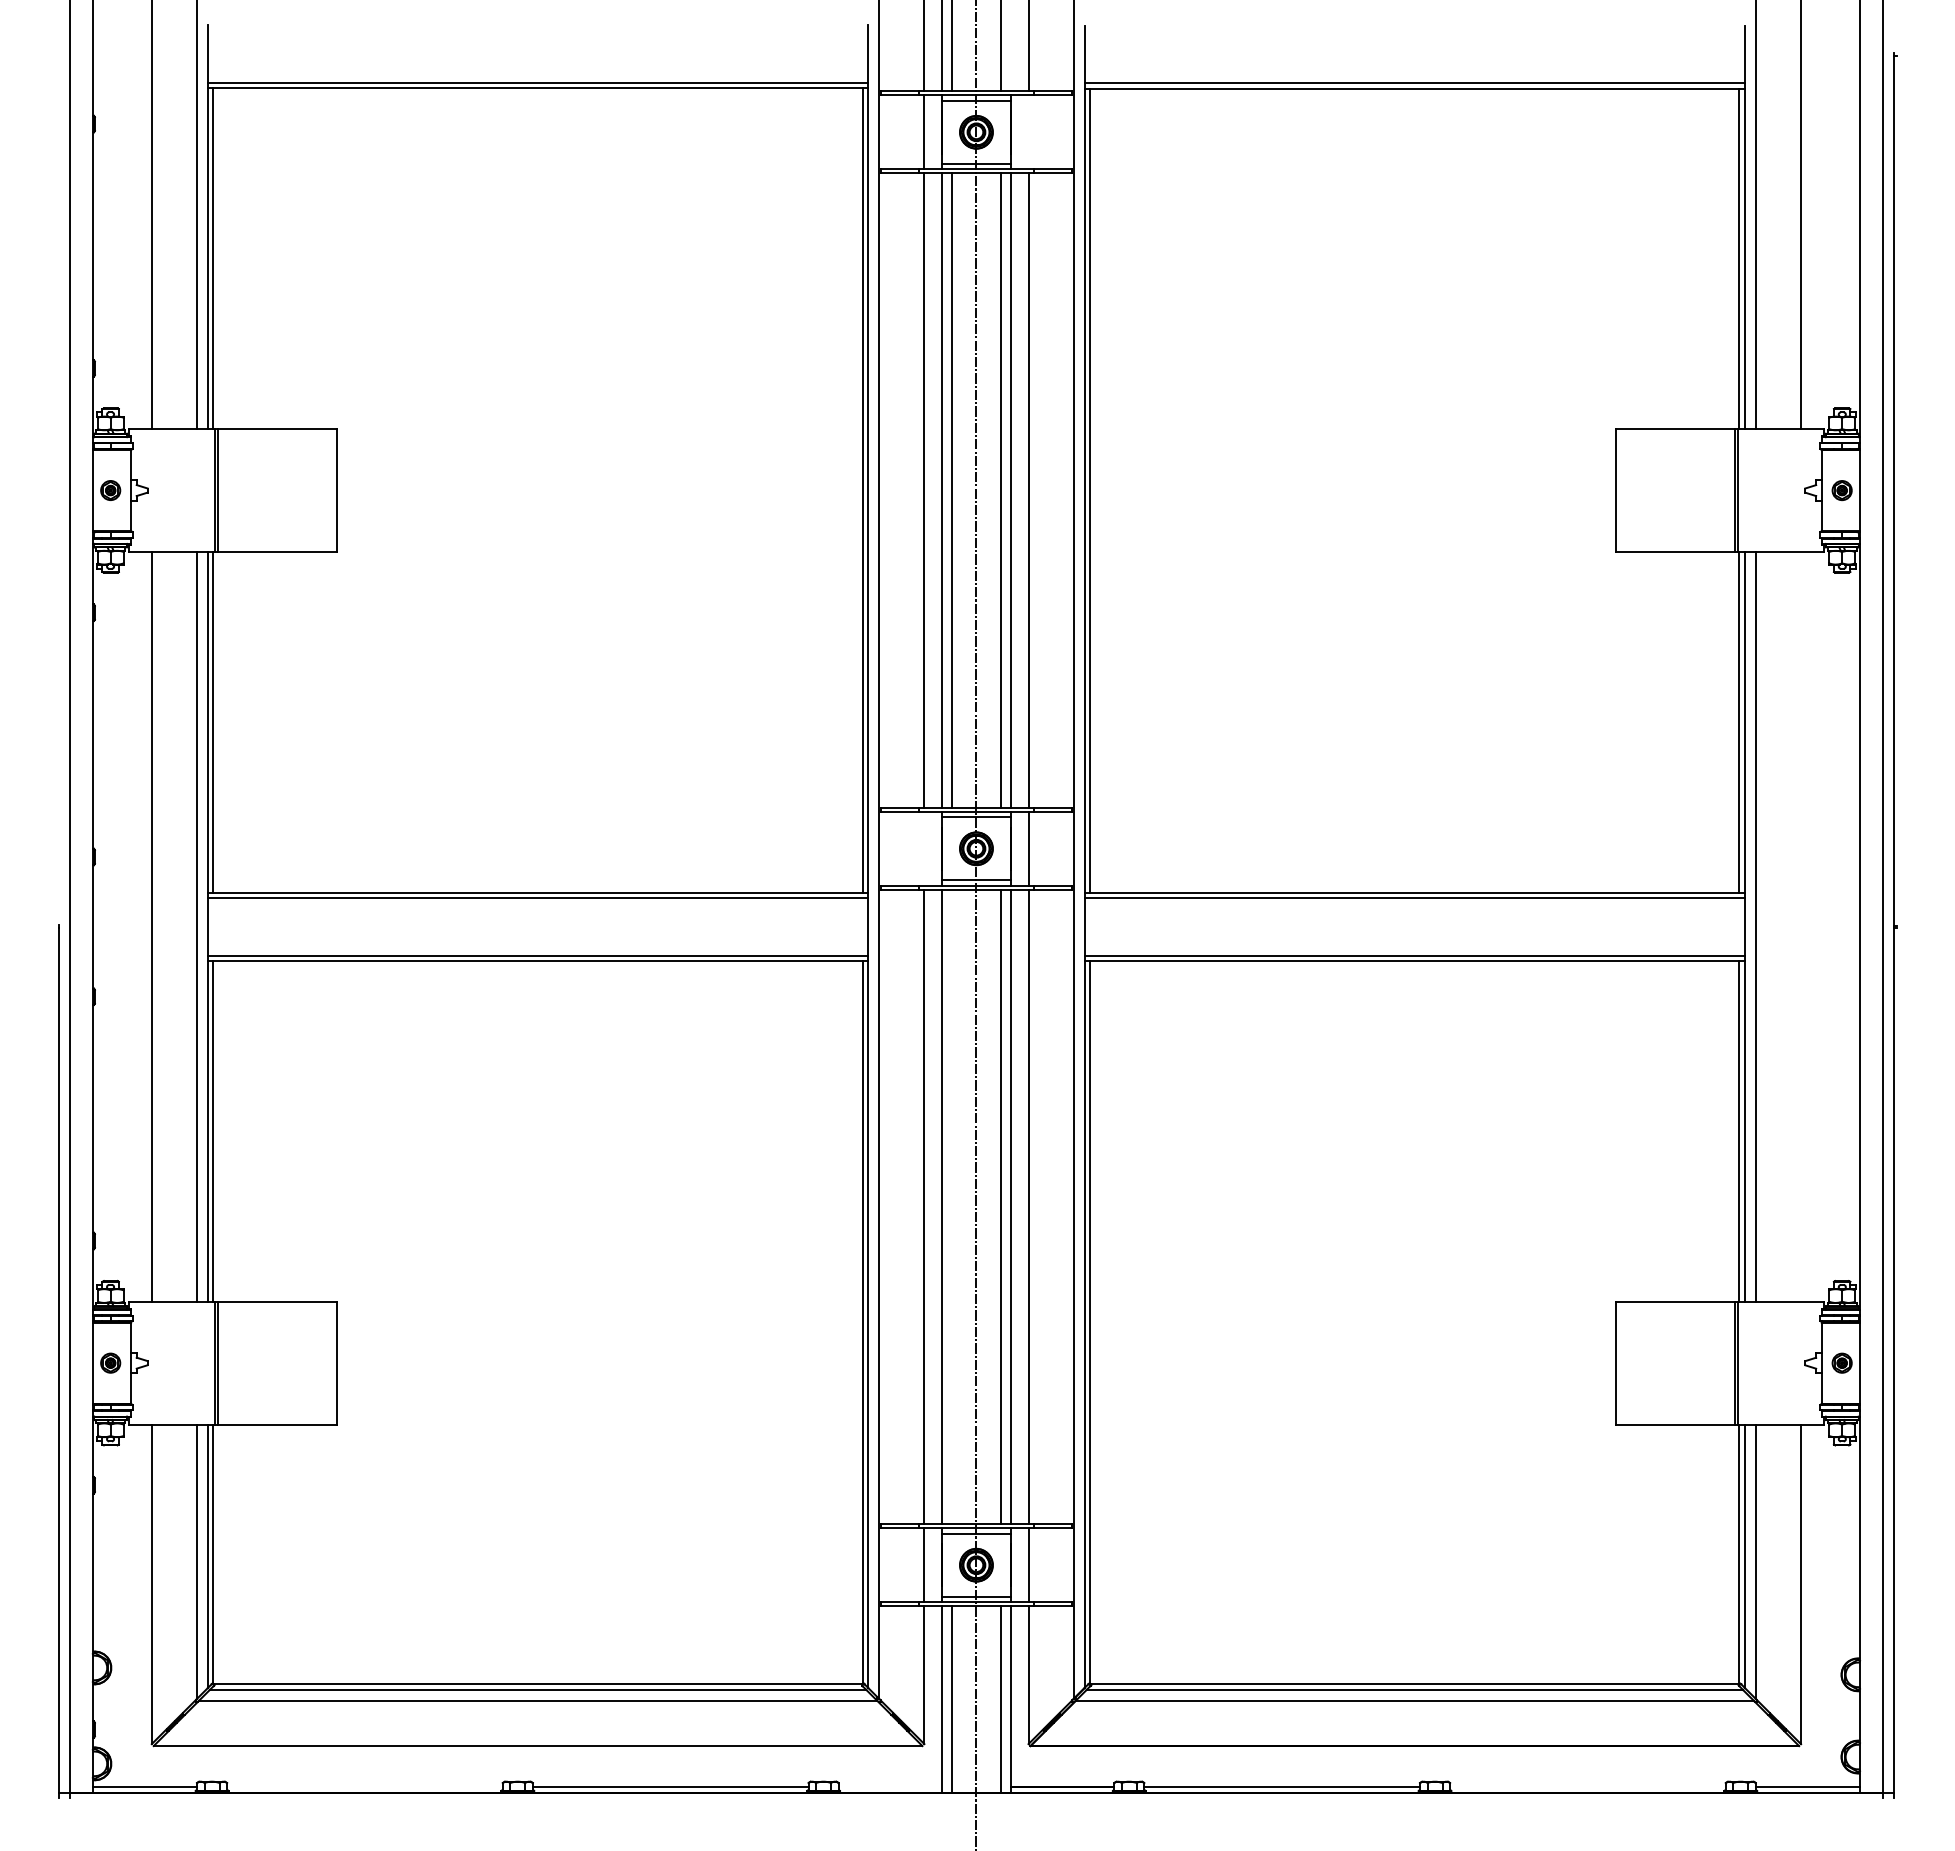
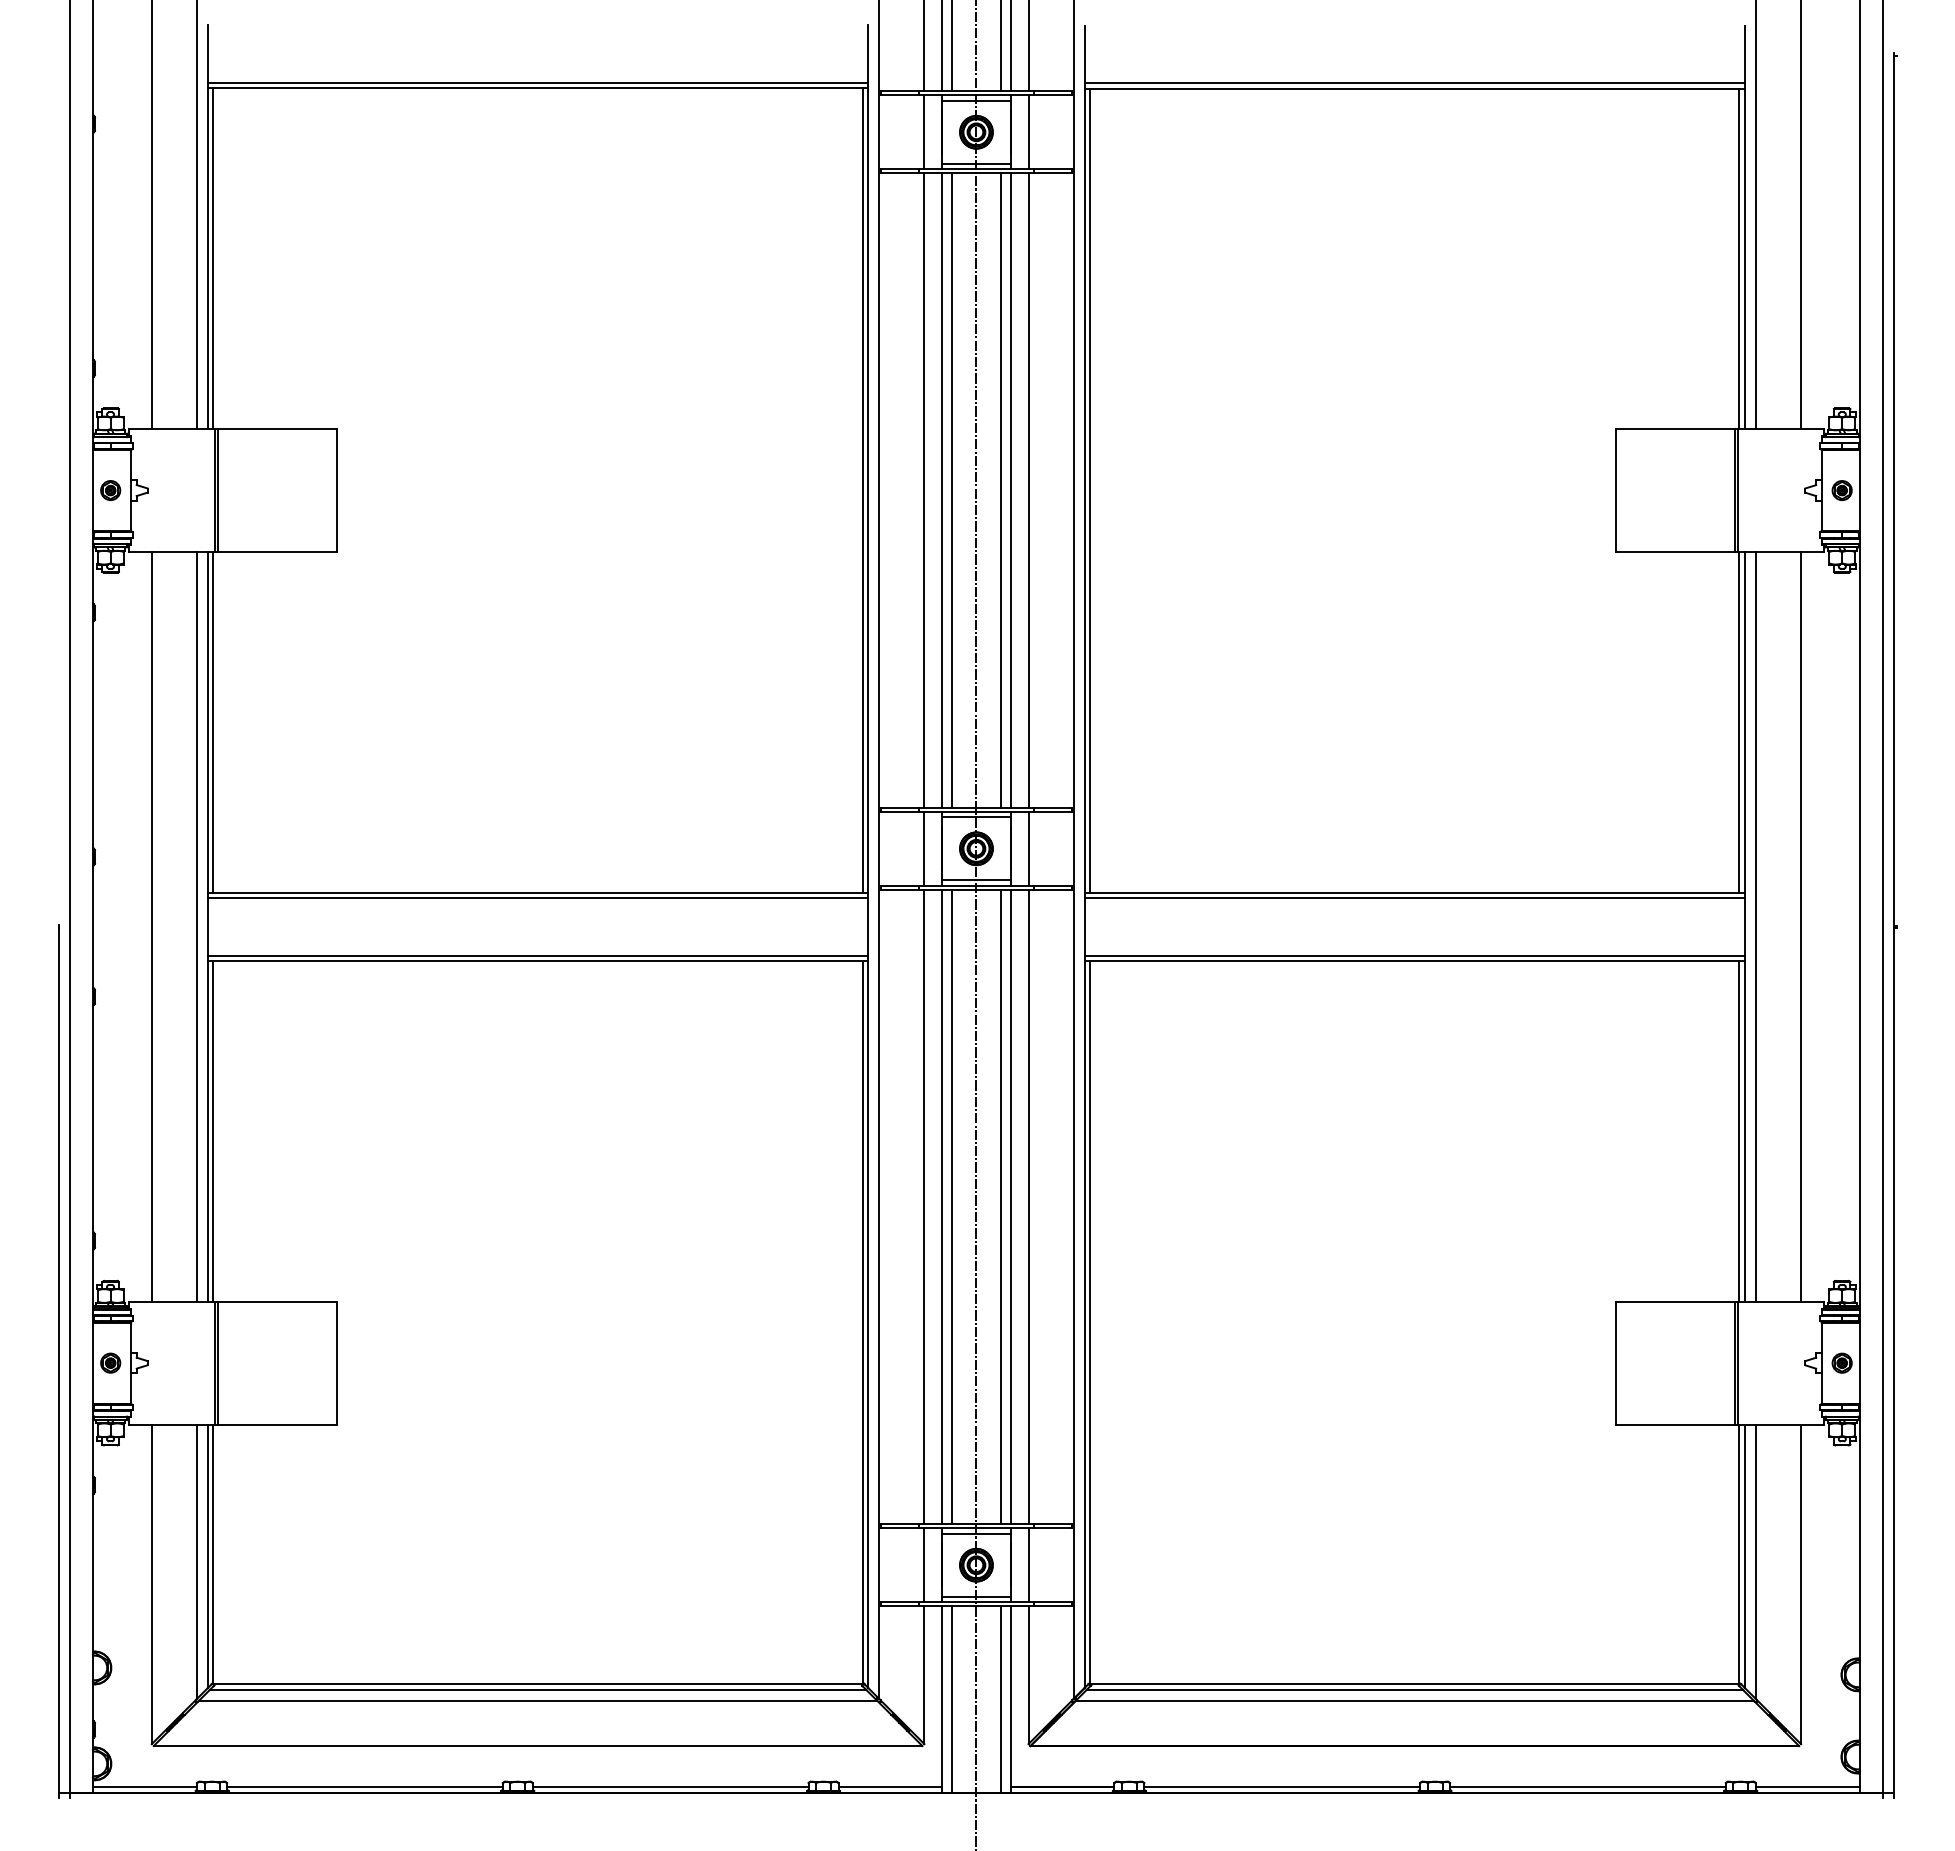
line: none -> present (1010, 46)
line: none -> present (1028, 132)
line: none -> present (924, 848)
line: none -> present (1801, 926)
line: none -> present (951, 1206)
line: none -> present (364, 1787)
line: none -> present (890, 1787)
line: none -> present (1587, 1787)
